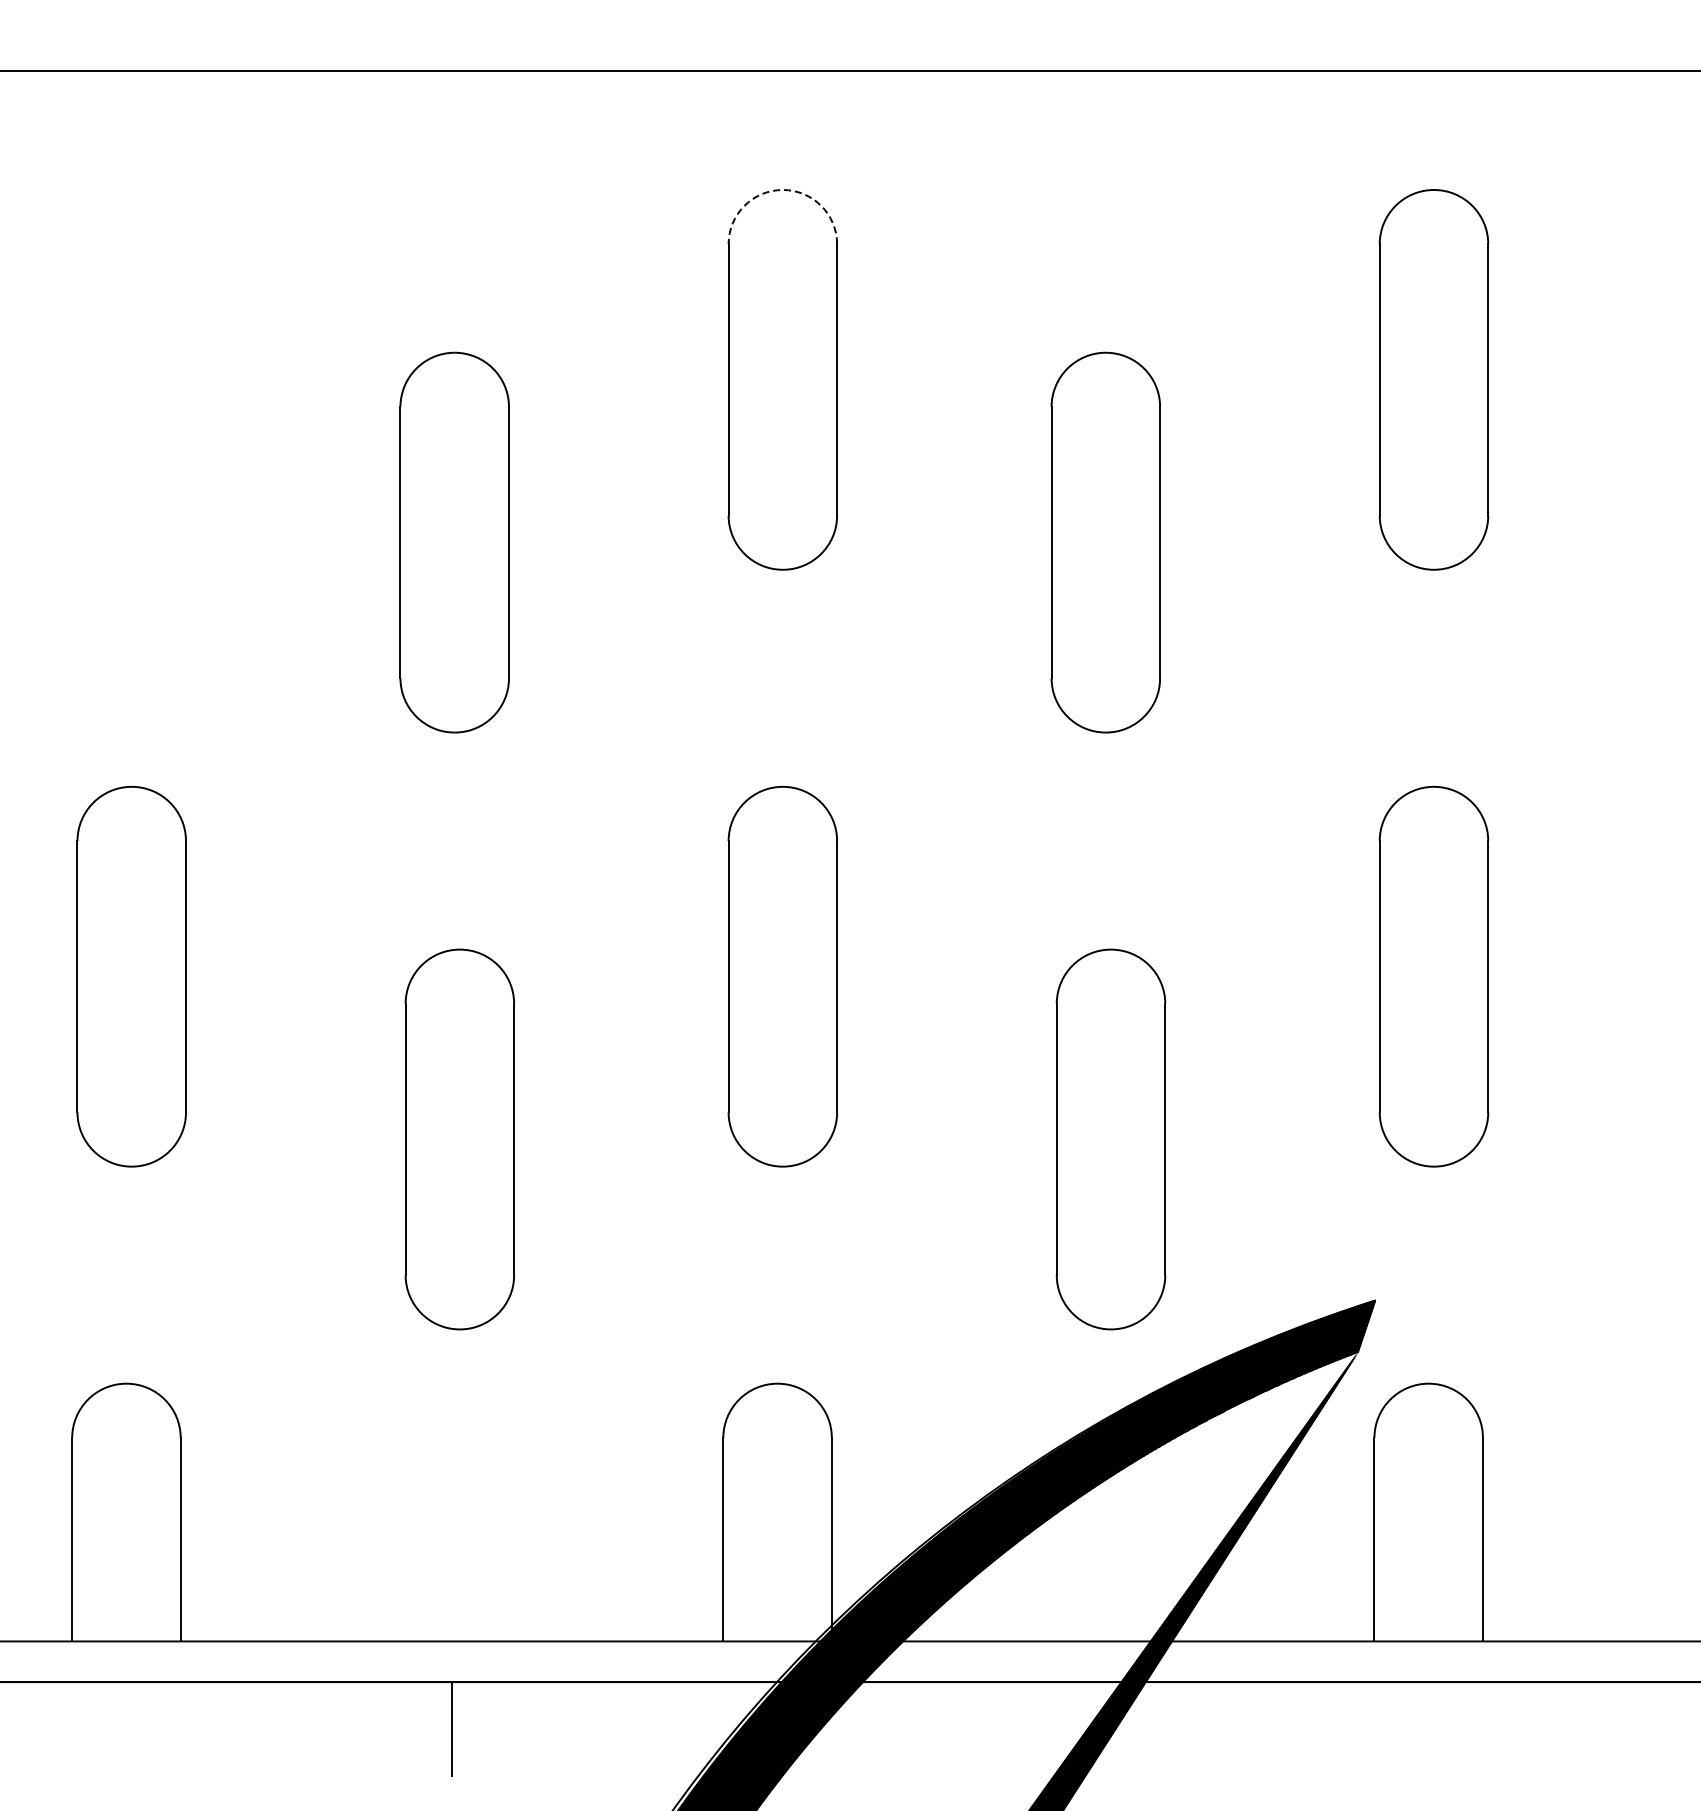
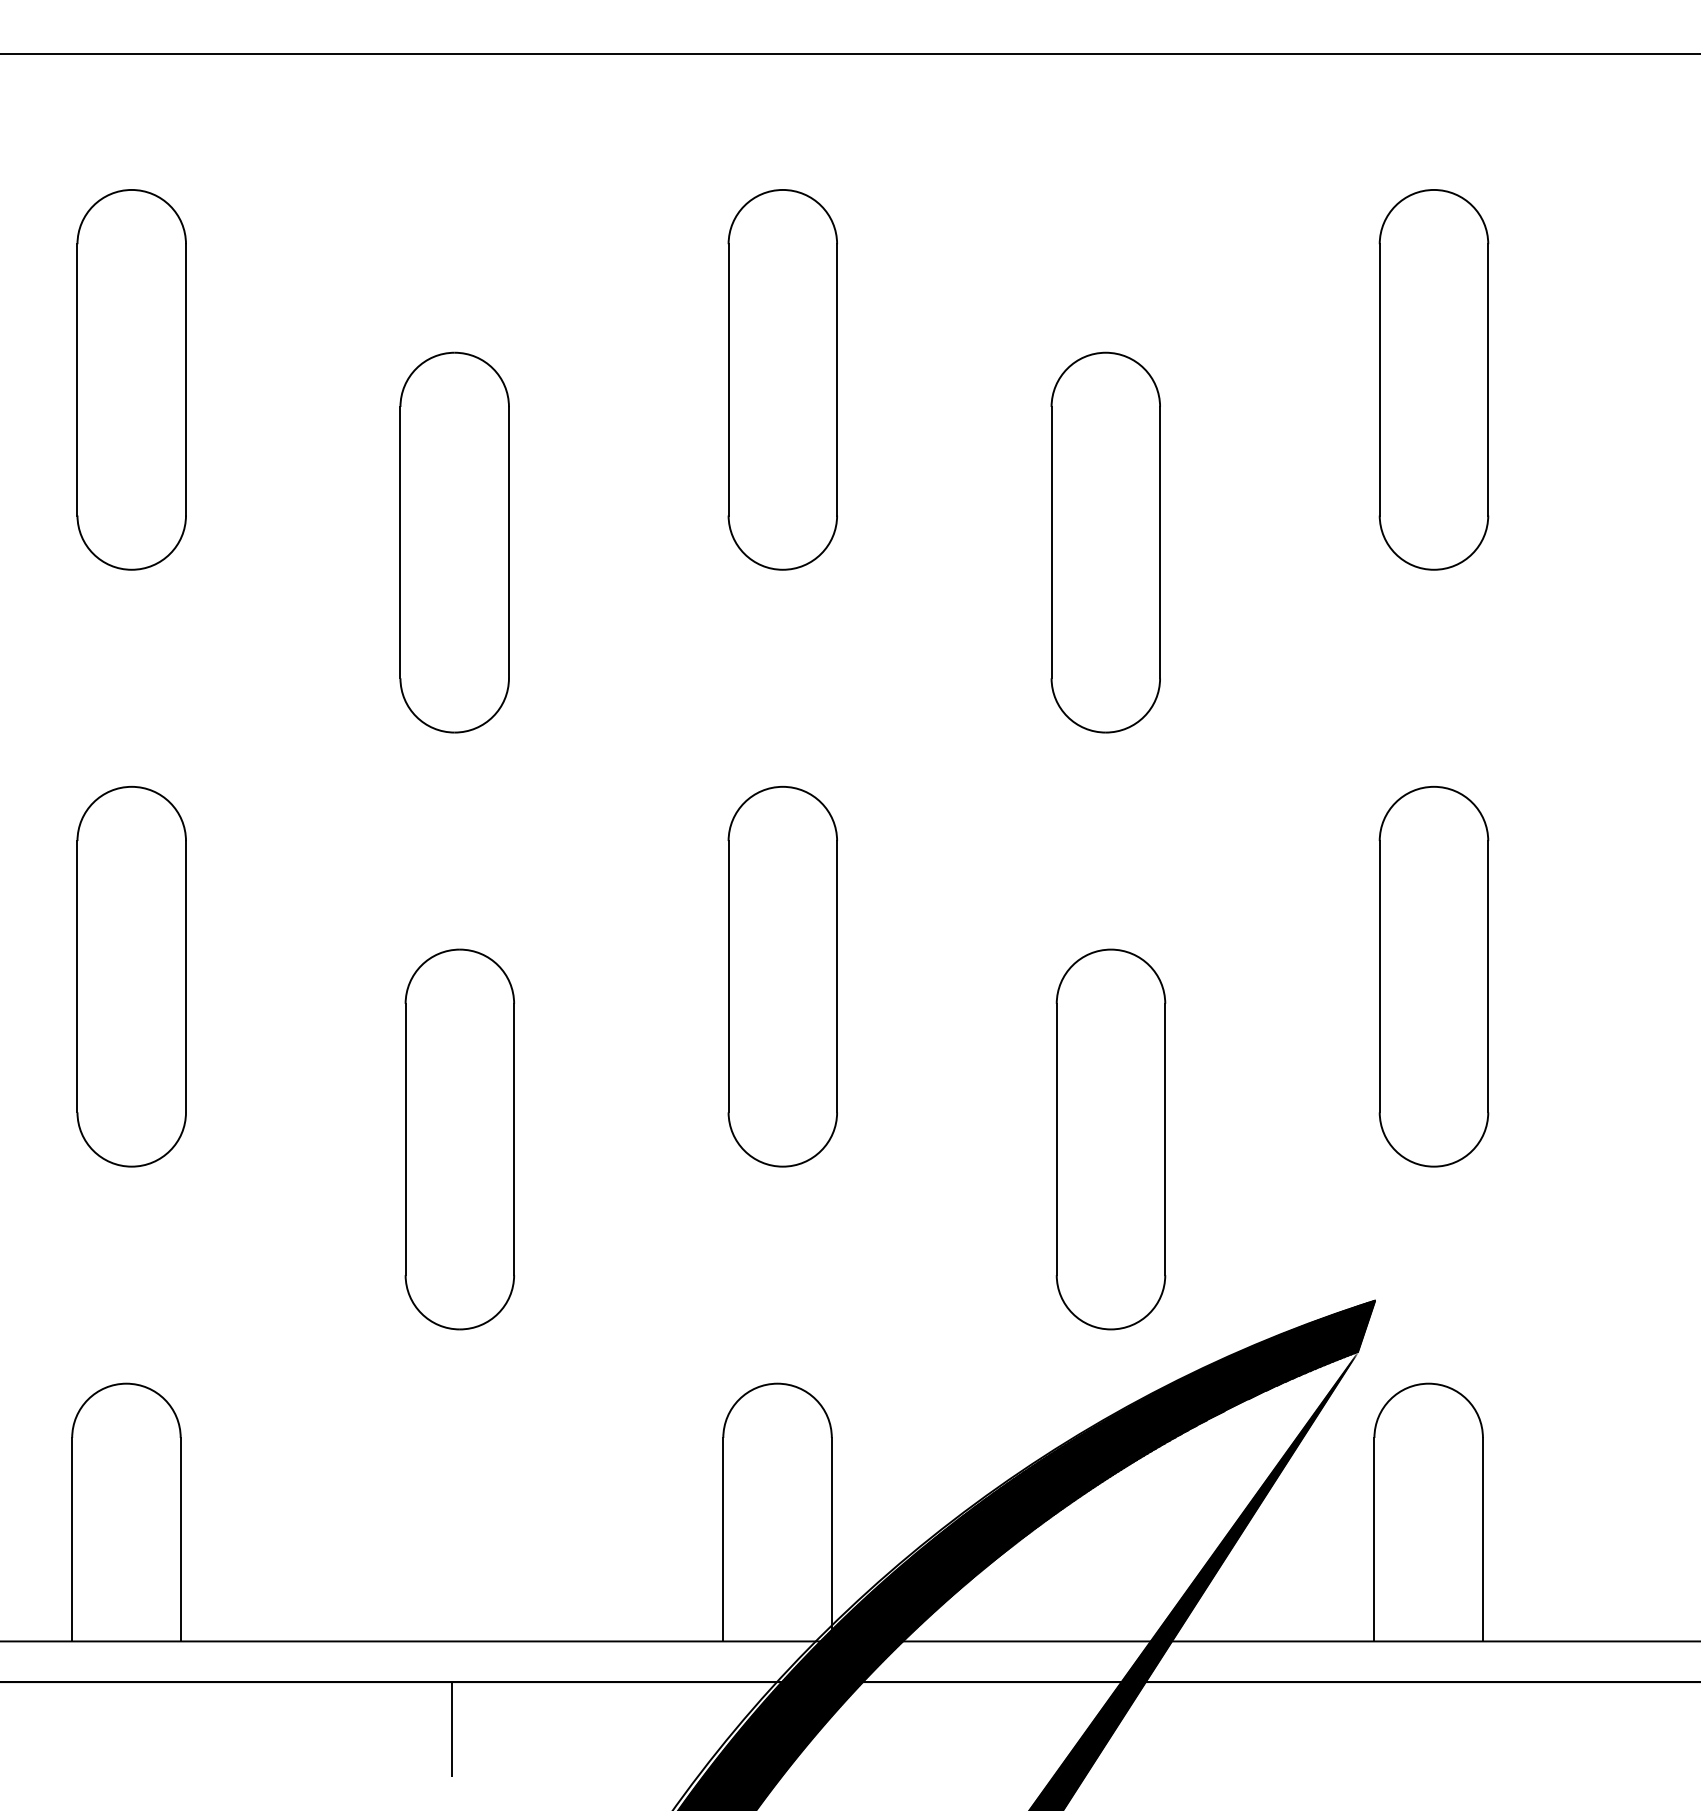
line position: (849, 71) -> (849, 54) (849, 54)
arc: dashed -> solid (782, 189)
part: none -> present (131, 379)
